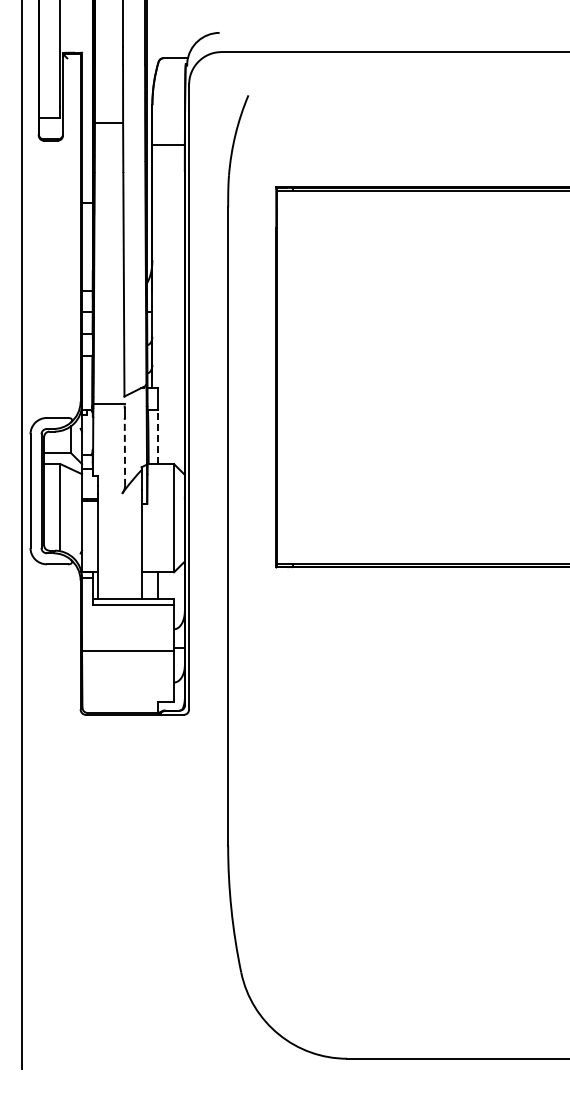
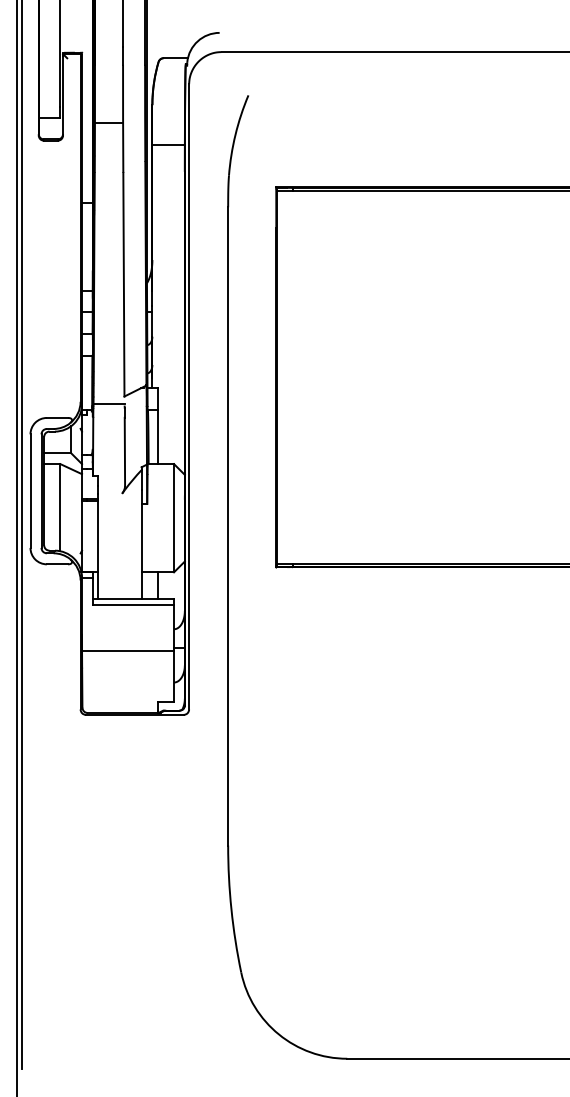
line: dashed -> solid (157, 436)
line: dashed -> solid (124, 451)
line: none -> present (17, 547)
